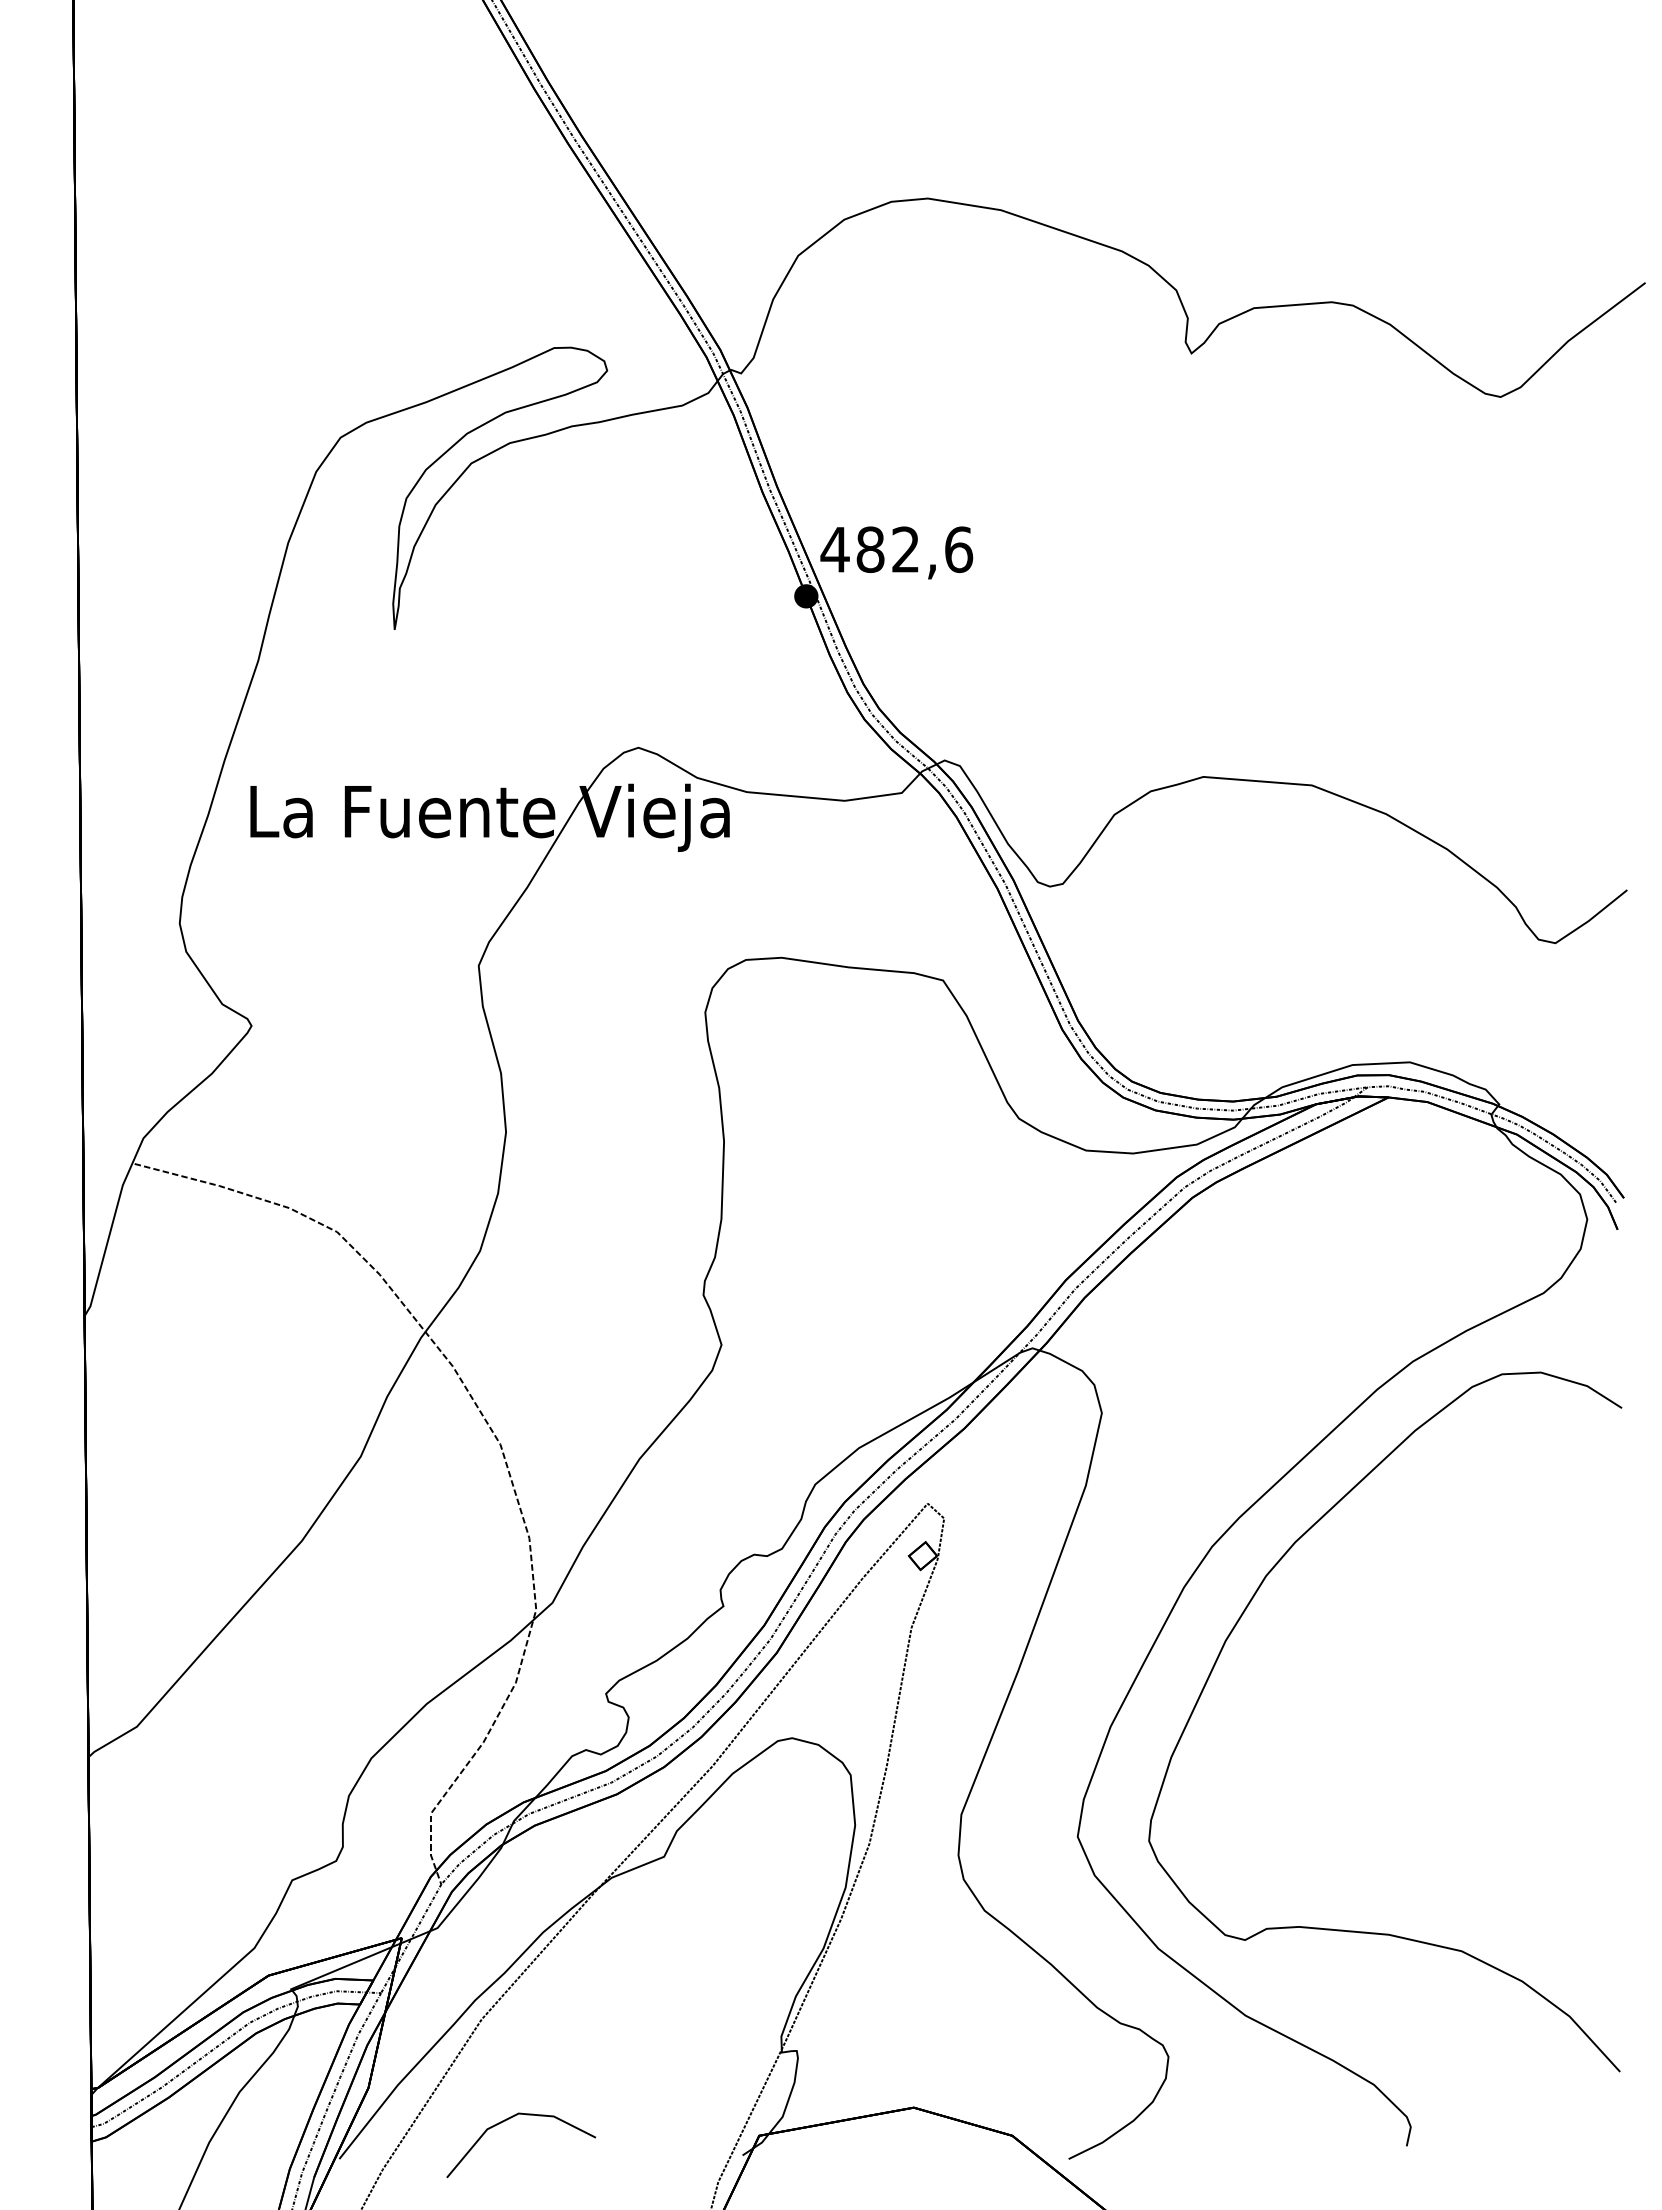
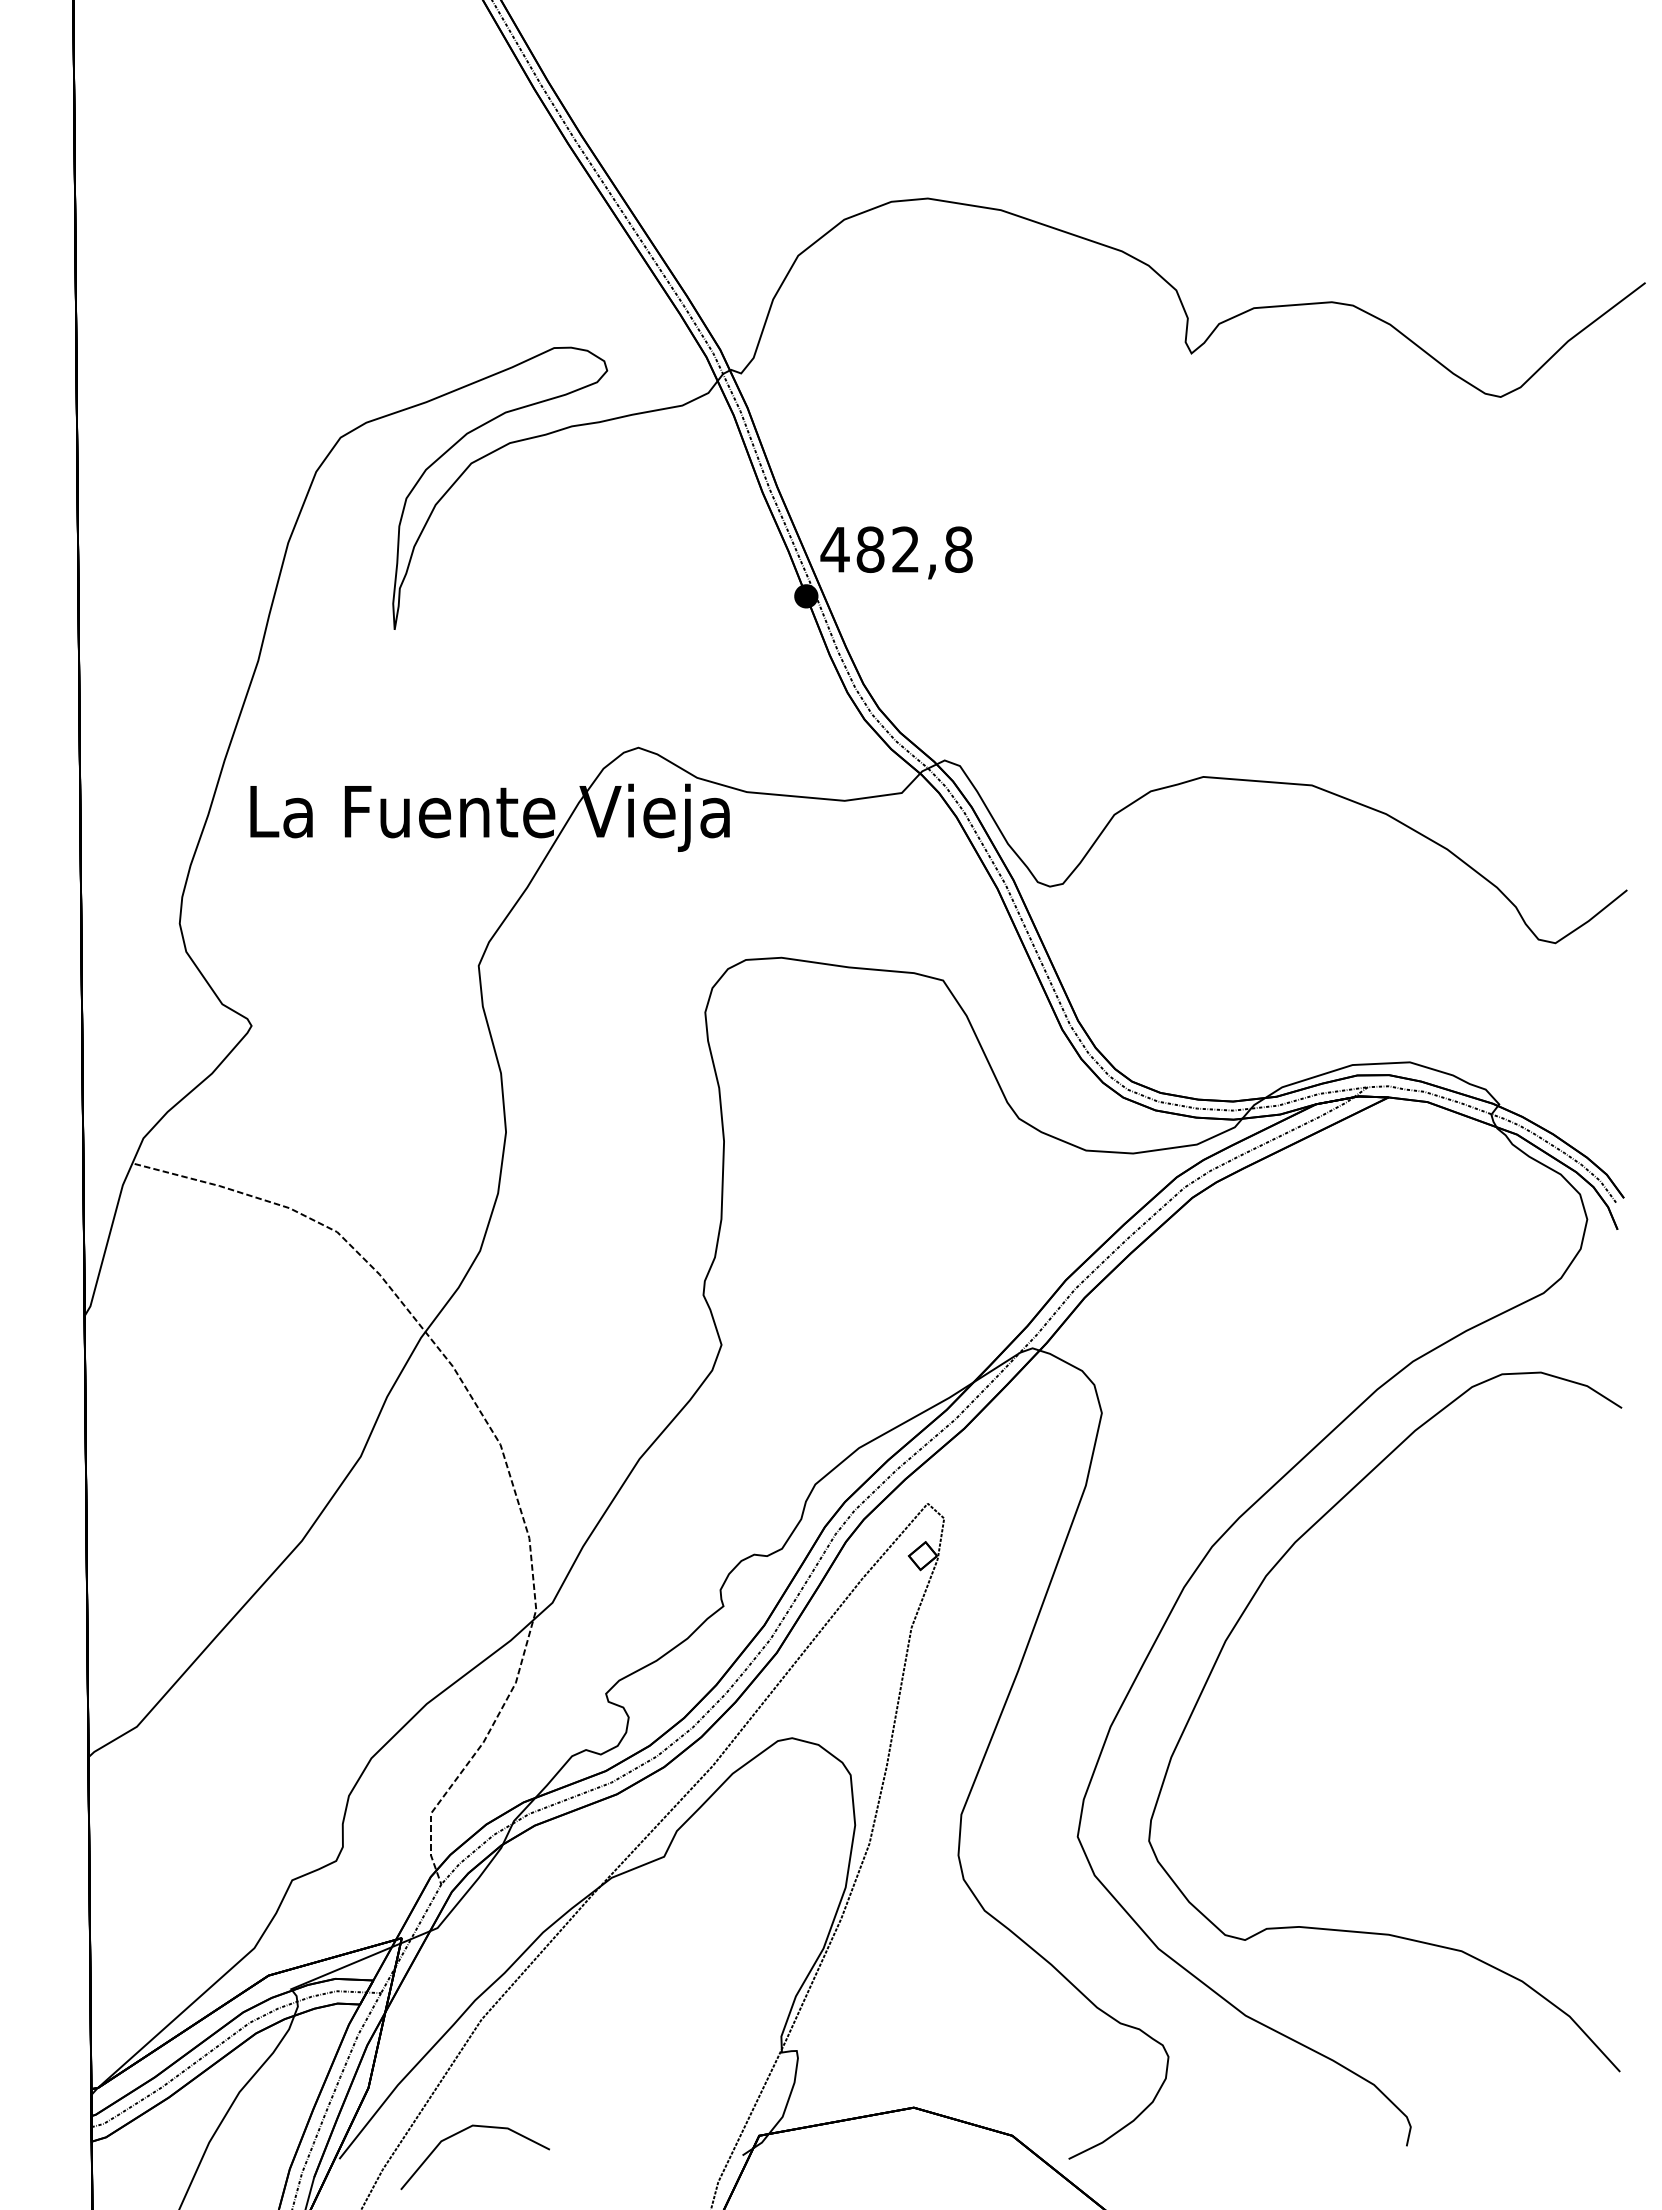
text: 482,6 -> 482,8 (959, 549)
line position: (507, 2120) -> (461, 2132) (461, 2132)
